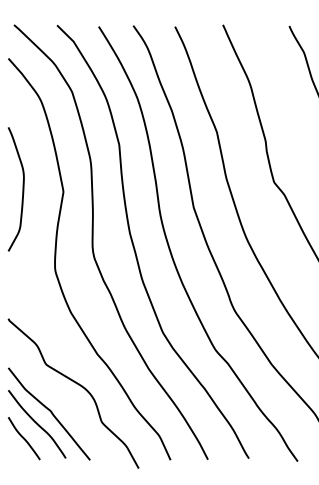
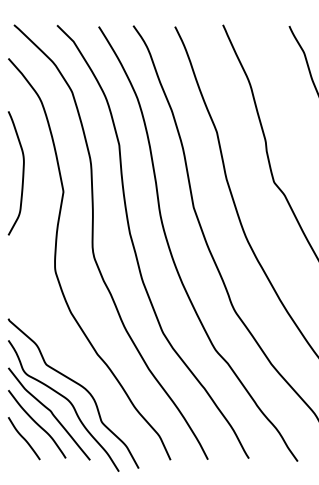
curve position: (22, 189) -> (22, 173) (22, 173)
curve: none -> present (65, 399)
